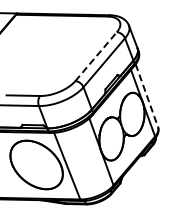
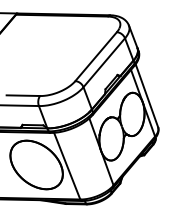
line: dashed -> solid (96, 56)
line: dashed -> solid (147, 96)
